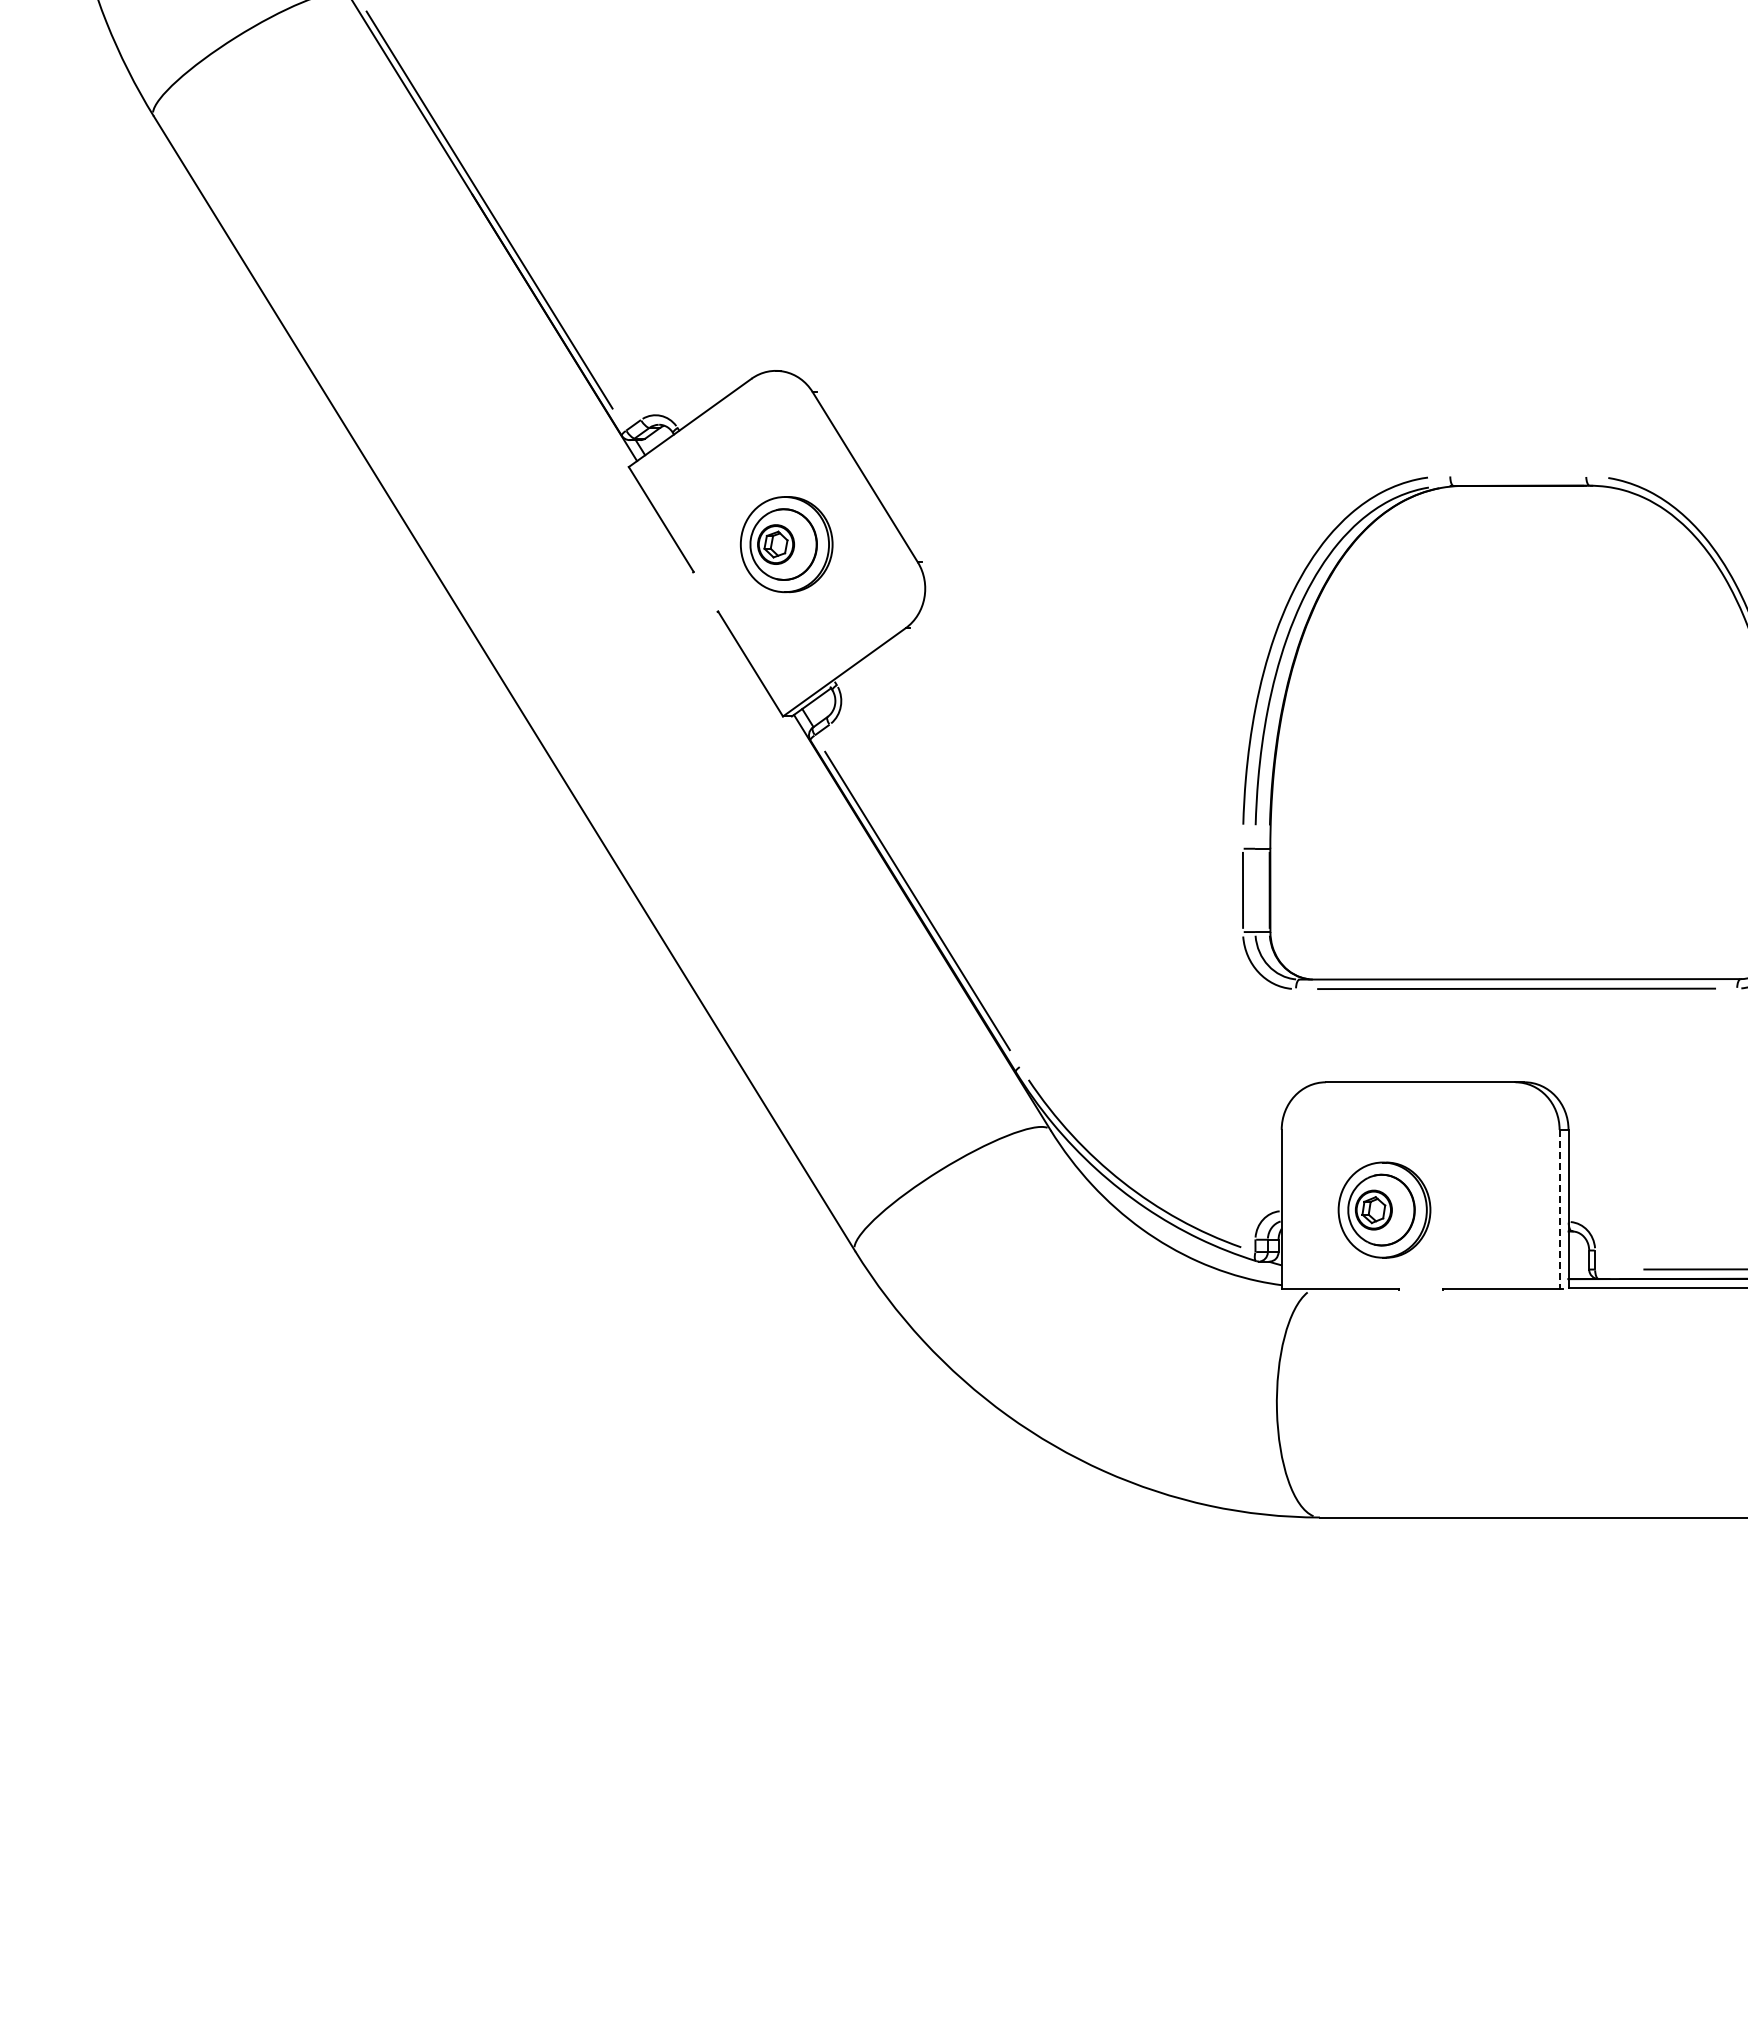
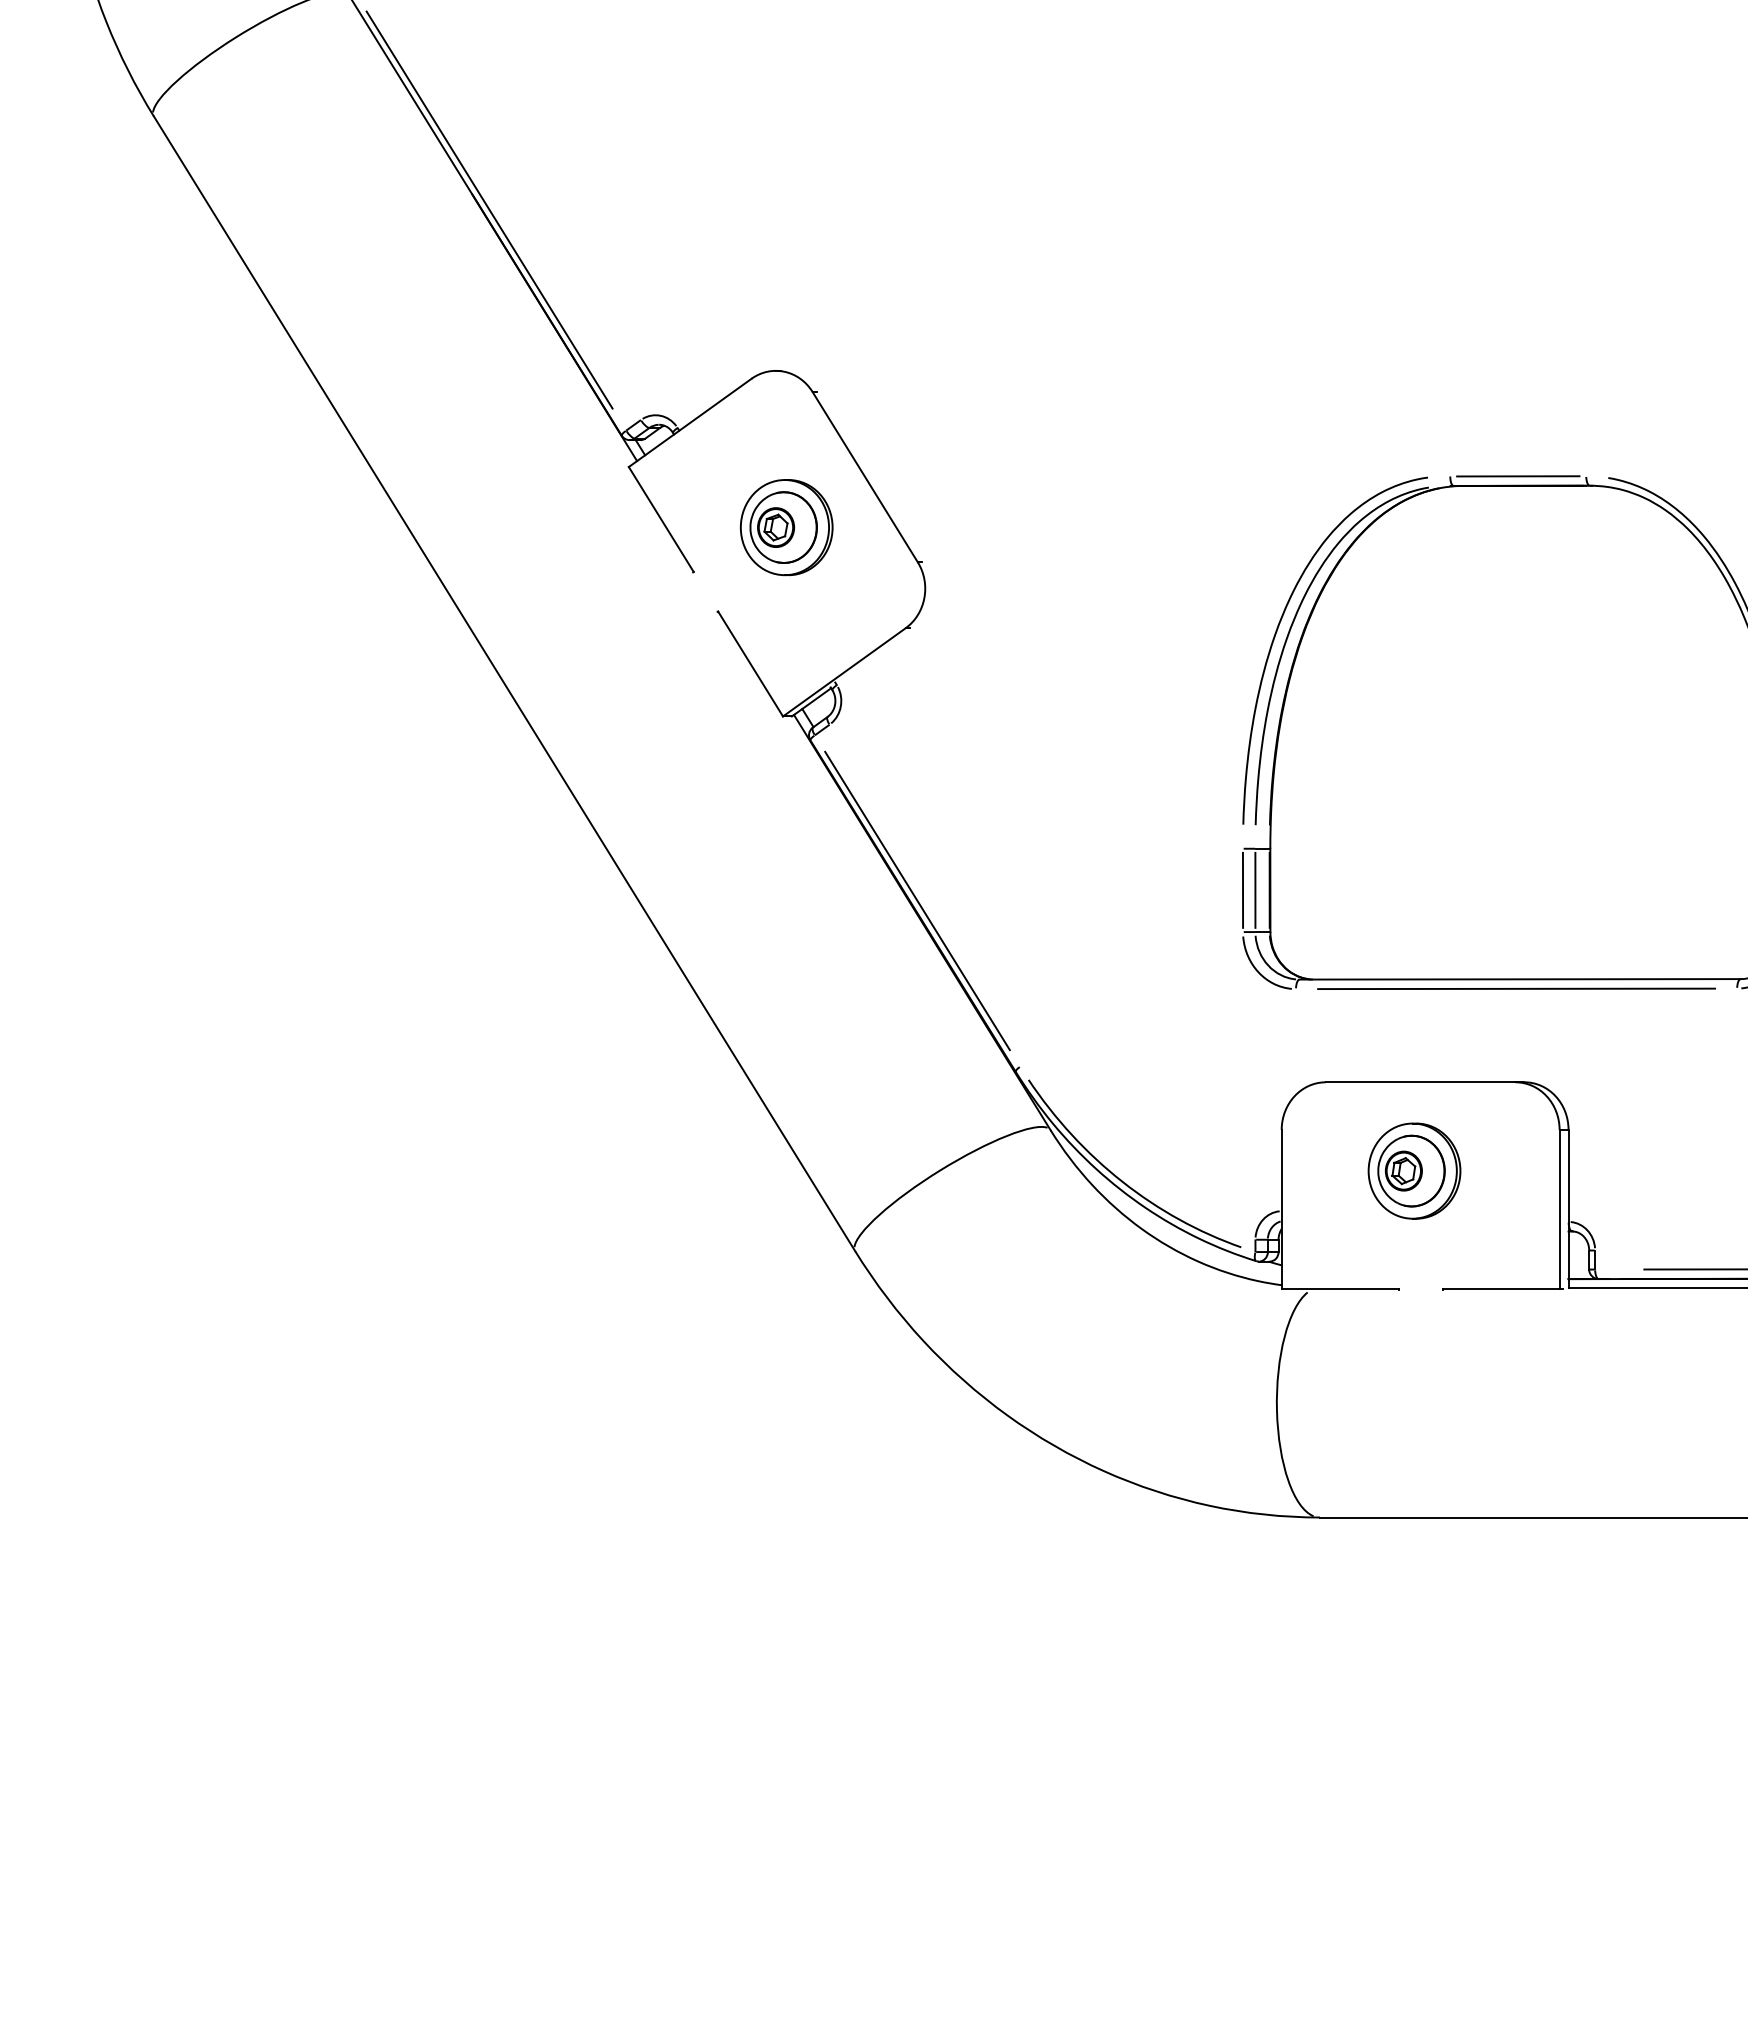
line: none -> present (1518, 476)
part position: (786, 544) -> (786, 527) (786, 527)
line: none -> present (1255, 889)
part position: (1384, 1209) -> (1414, 1170) (1414, 1170)
line: dashed -> solid (1559, 1209)
